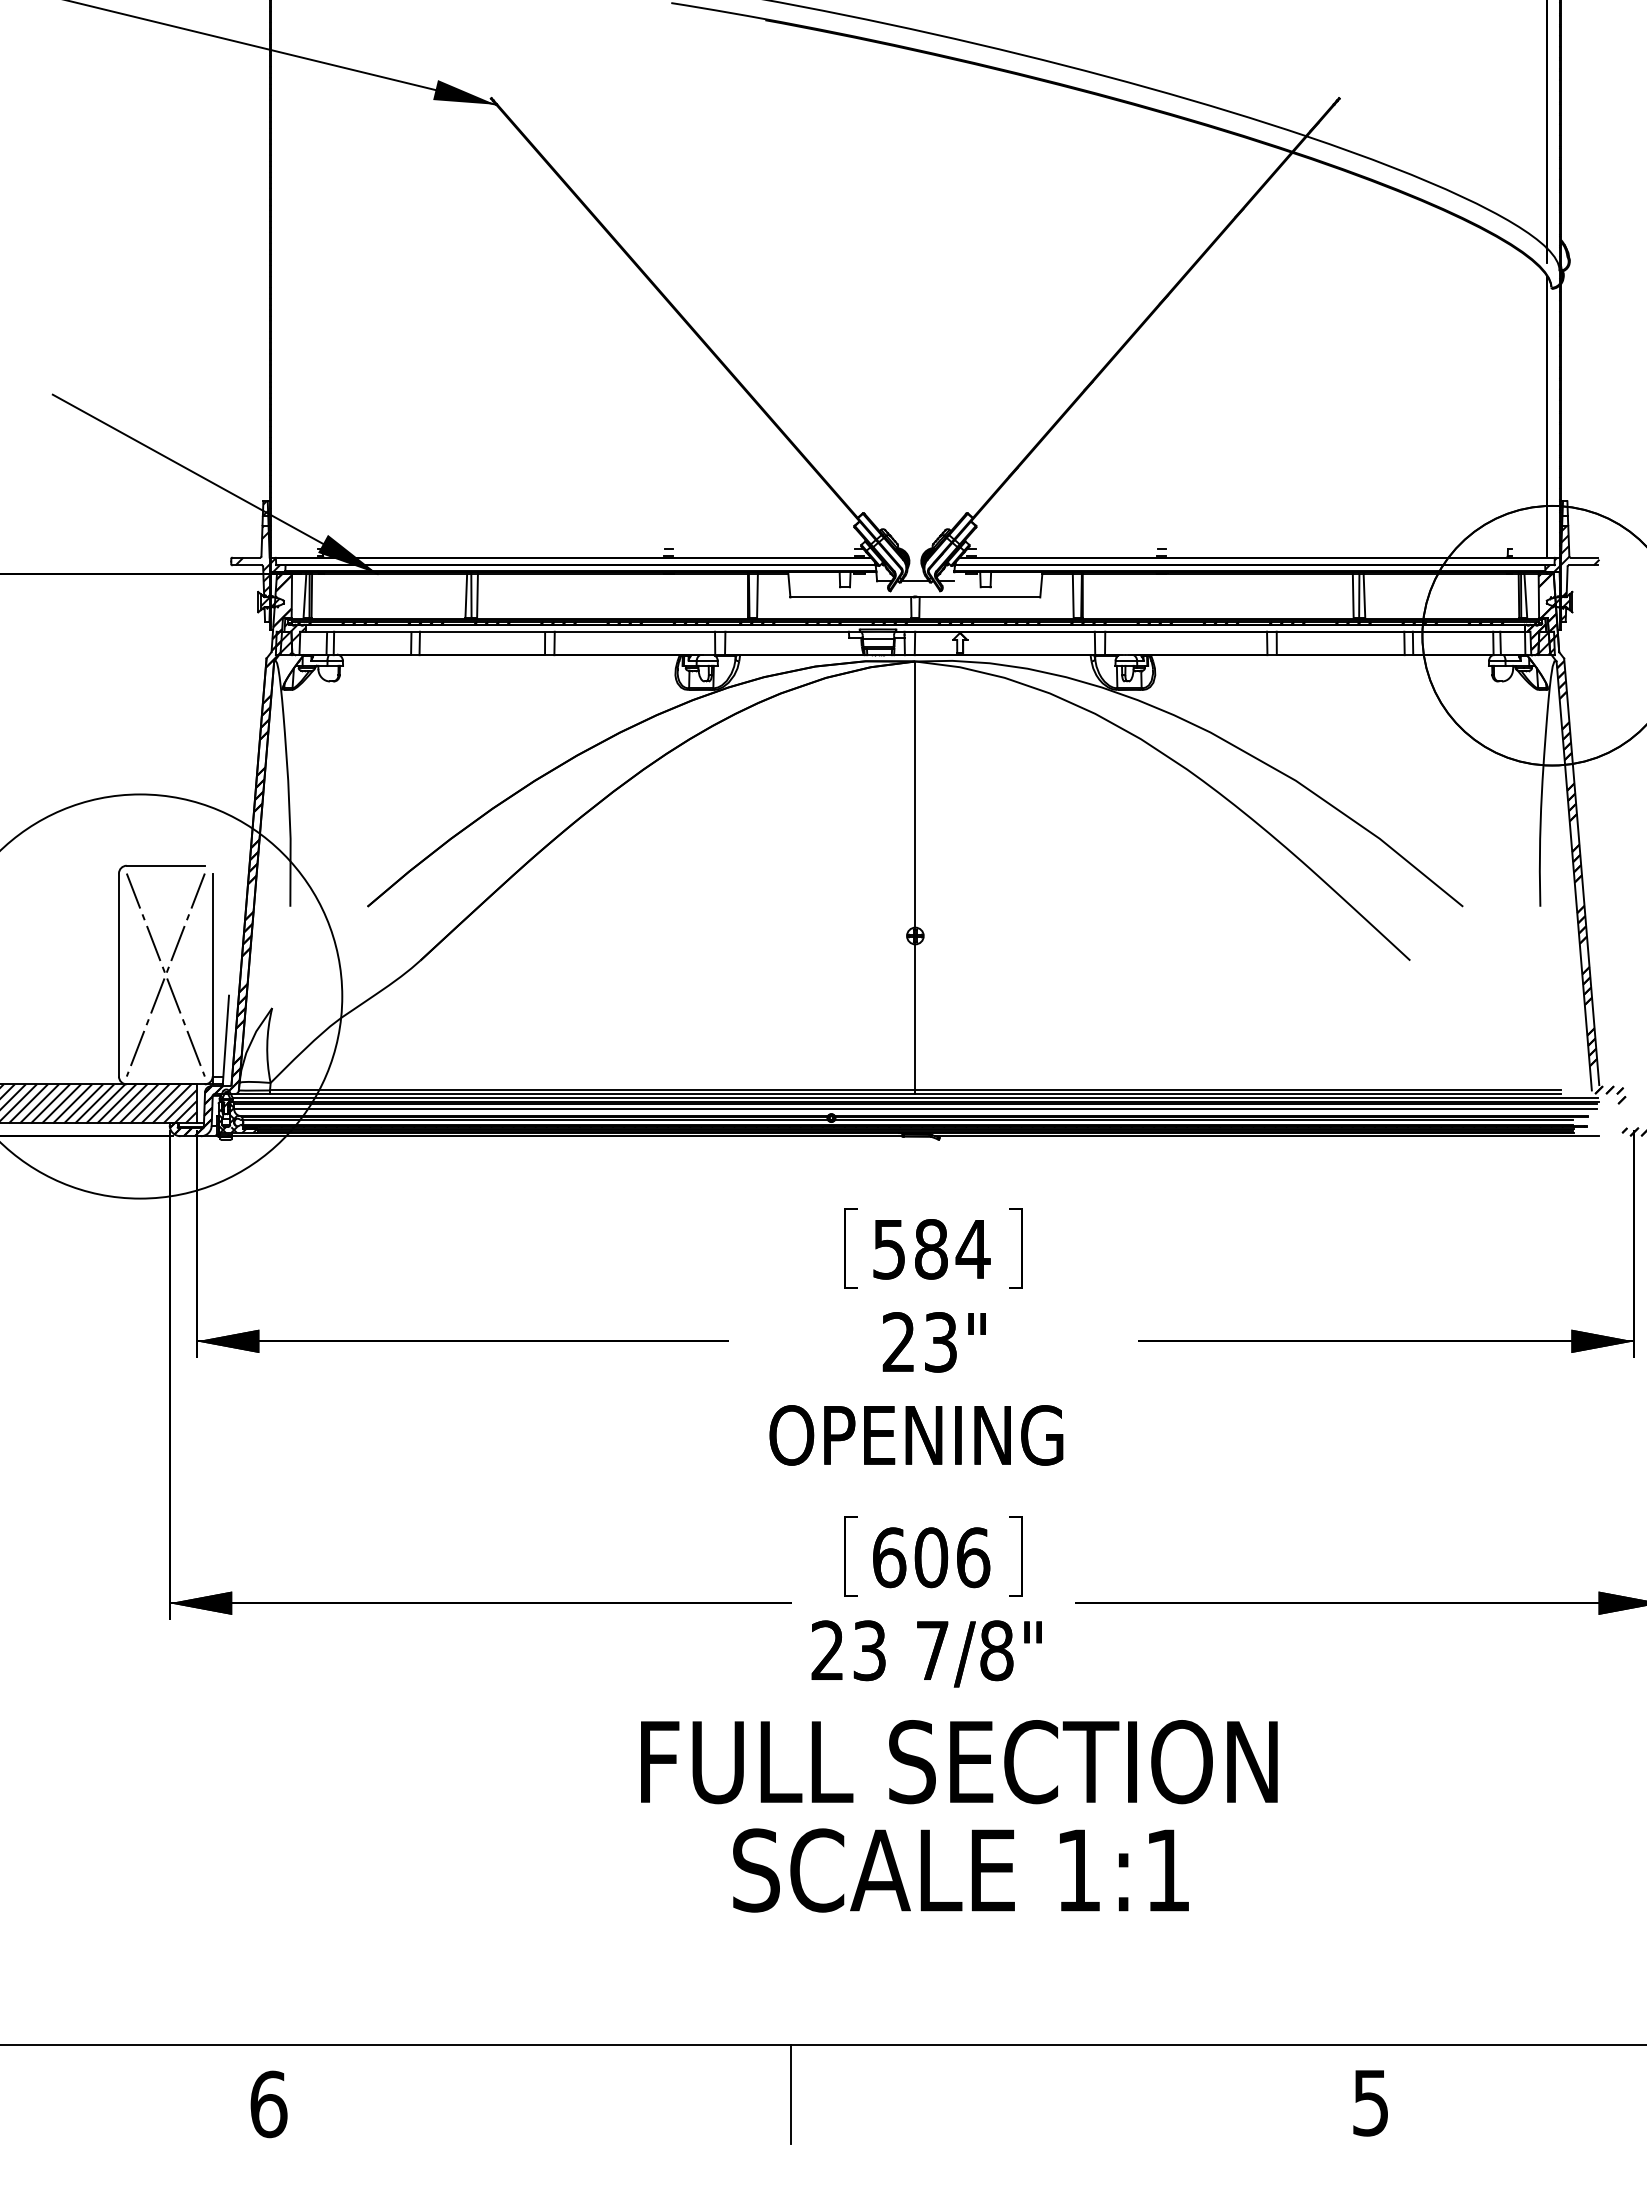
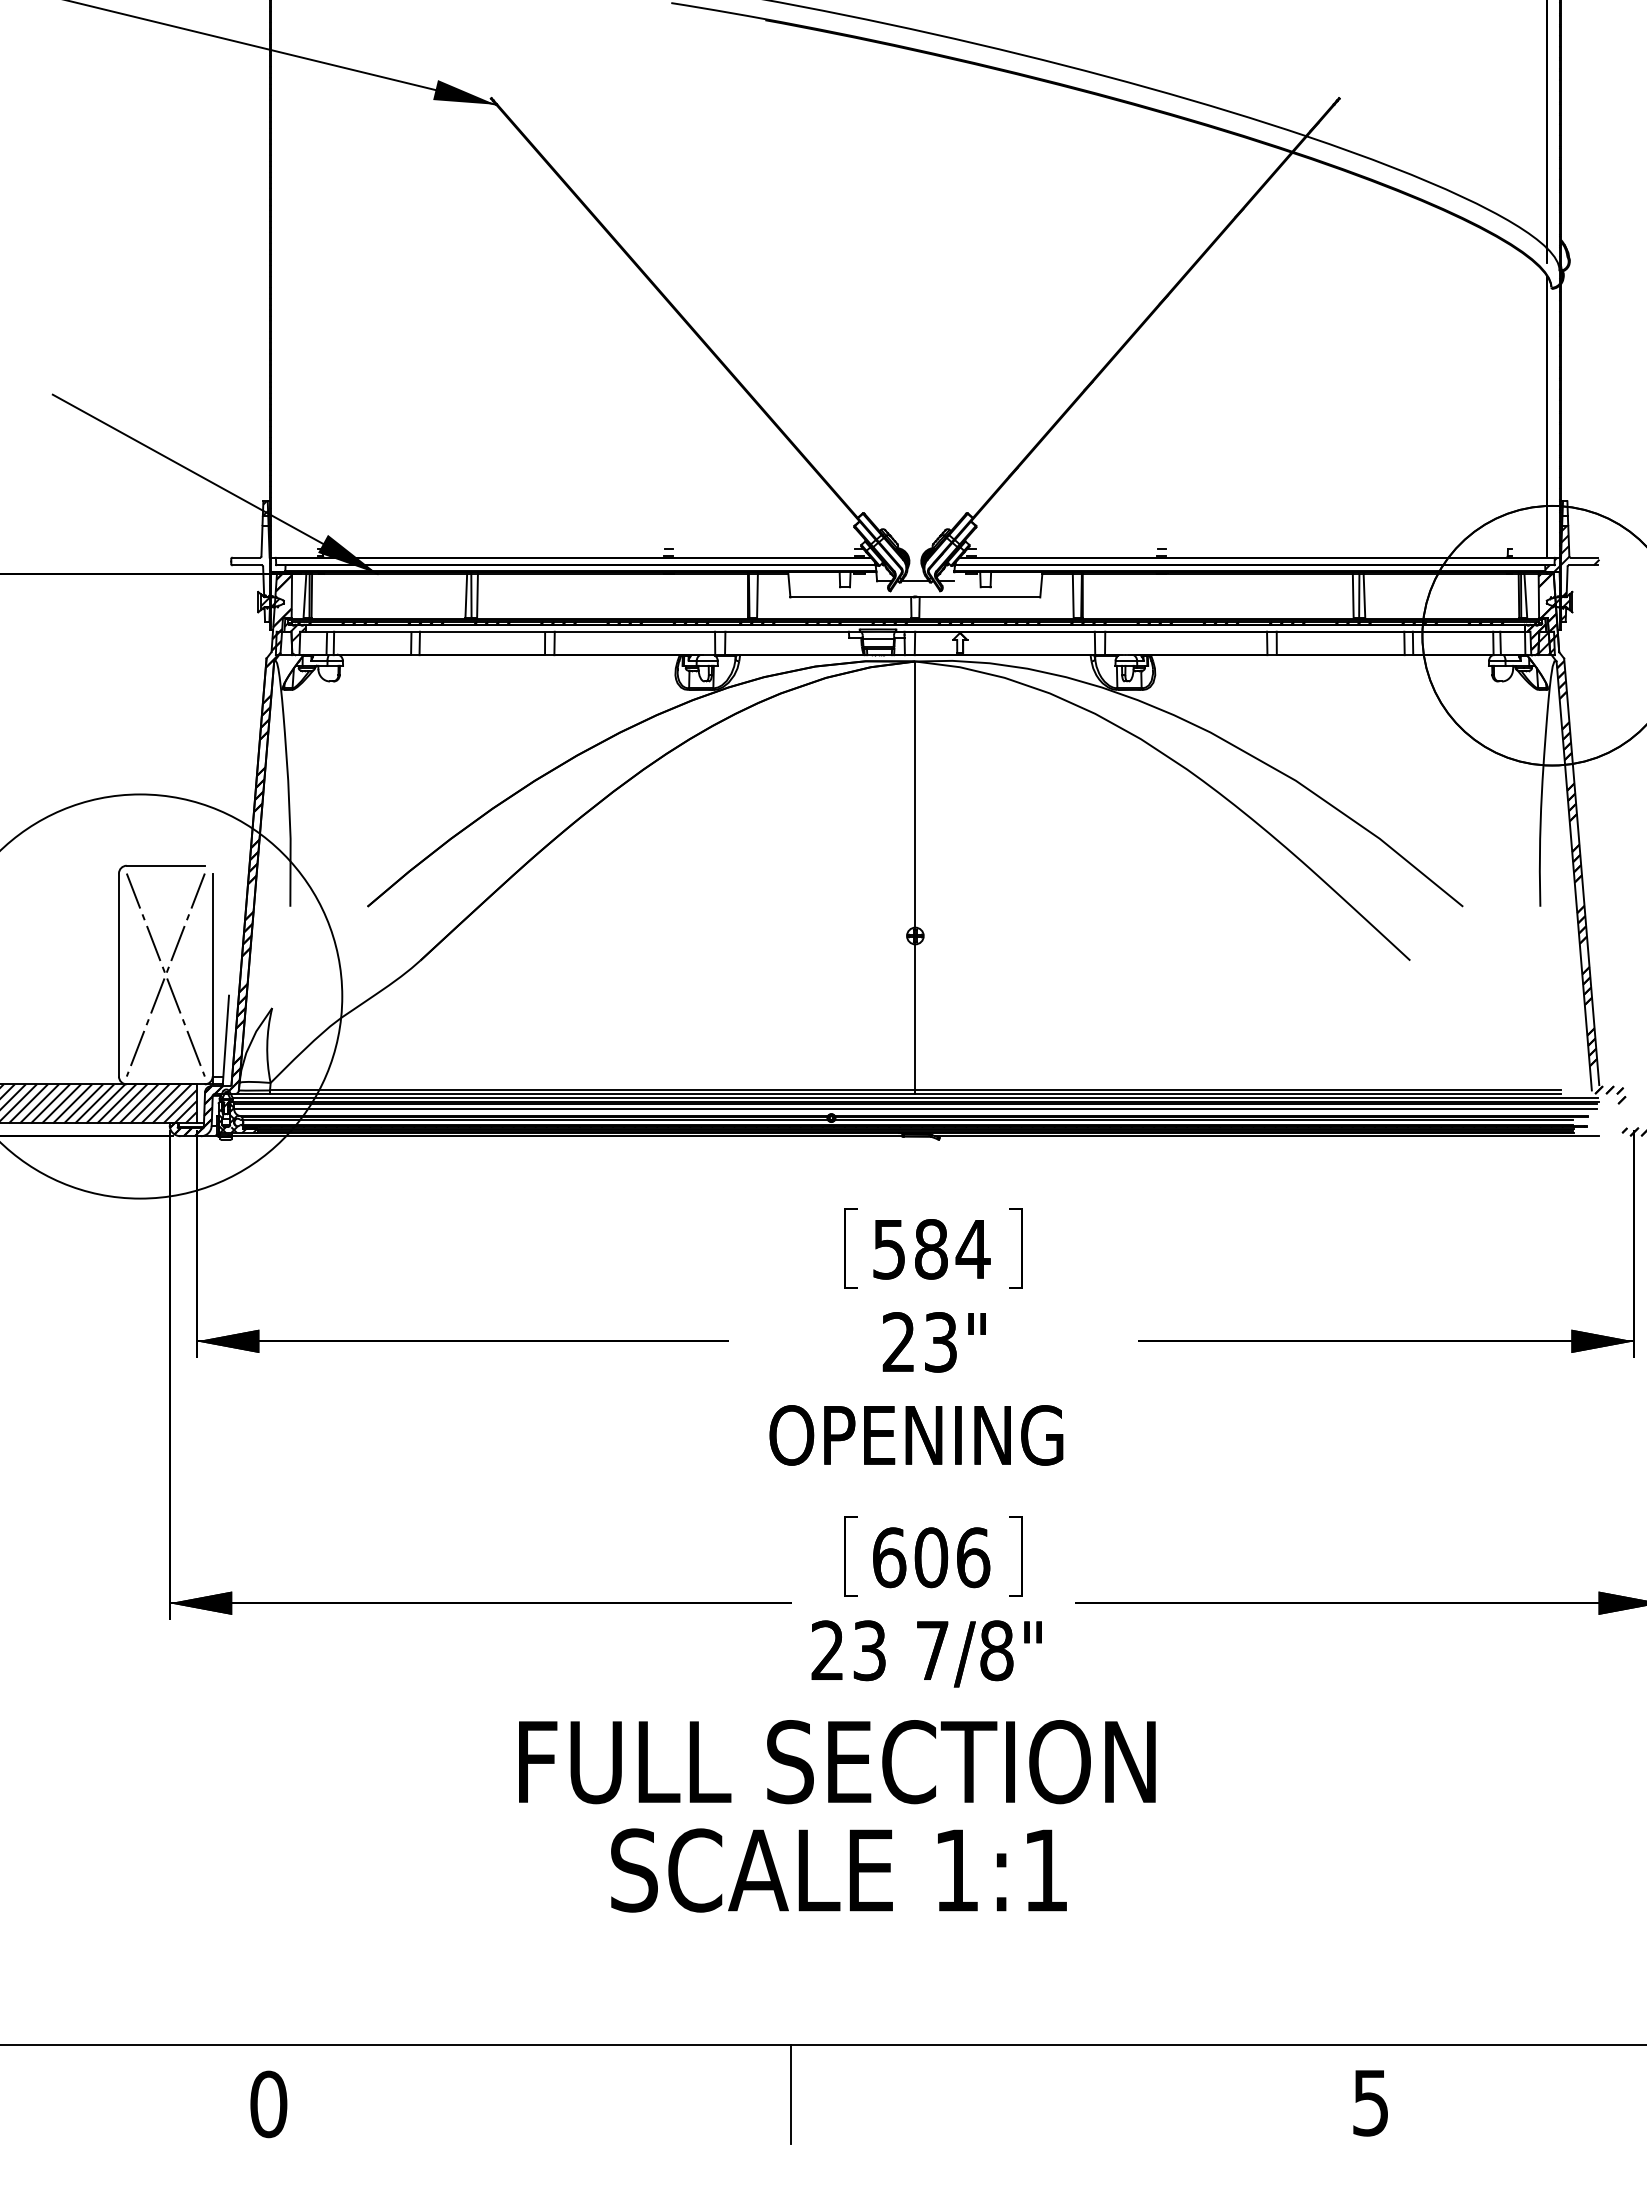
hatch: present -> none (258, 559)
hatch: present -> none (284, 643)
text position: (959, 1816) -> (837, 1816) (837, 1816)
text: 6 -> 0 (268, 2104)
